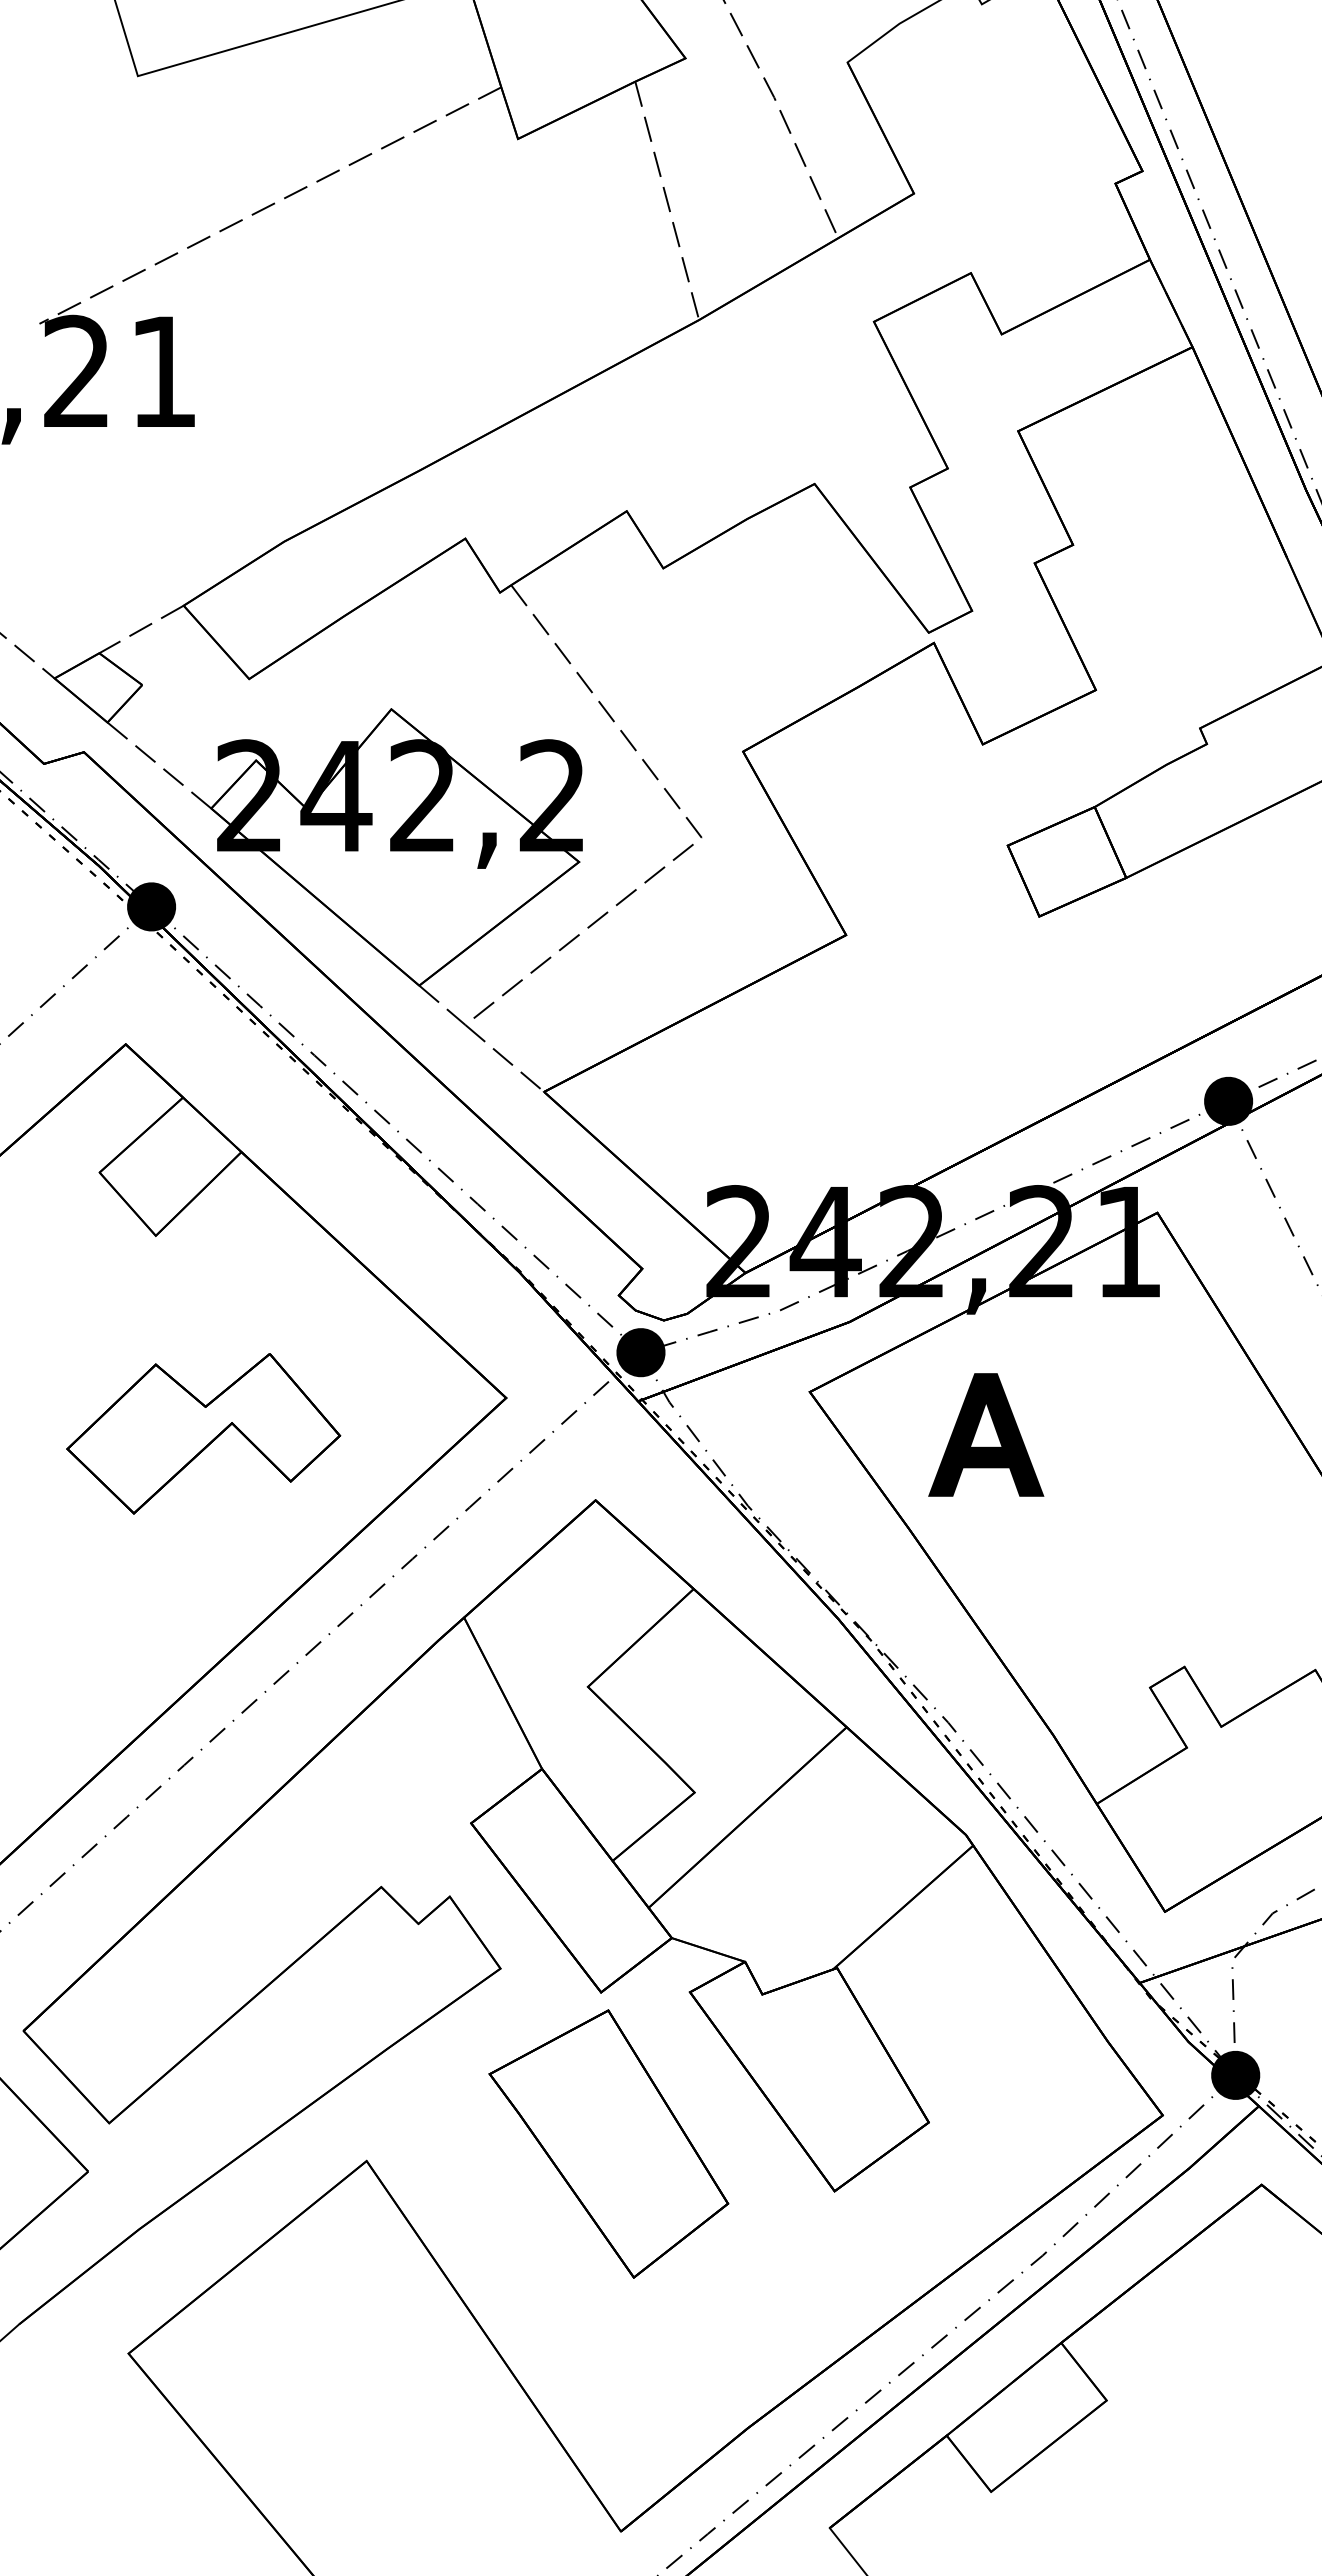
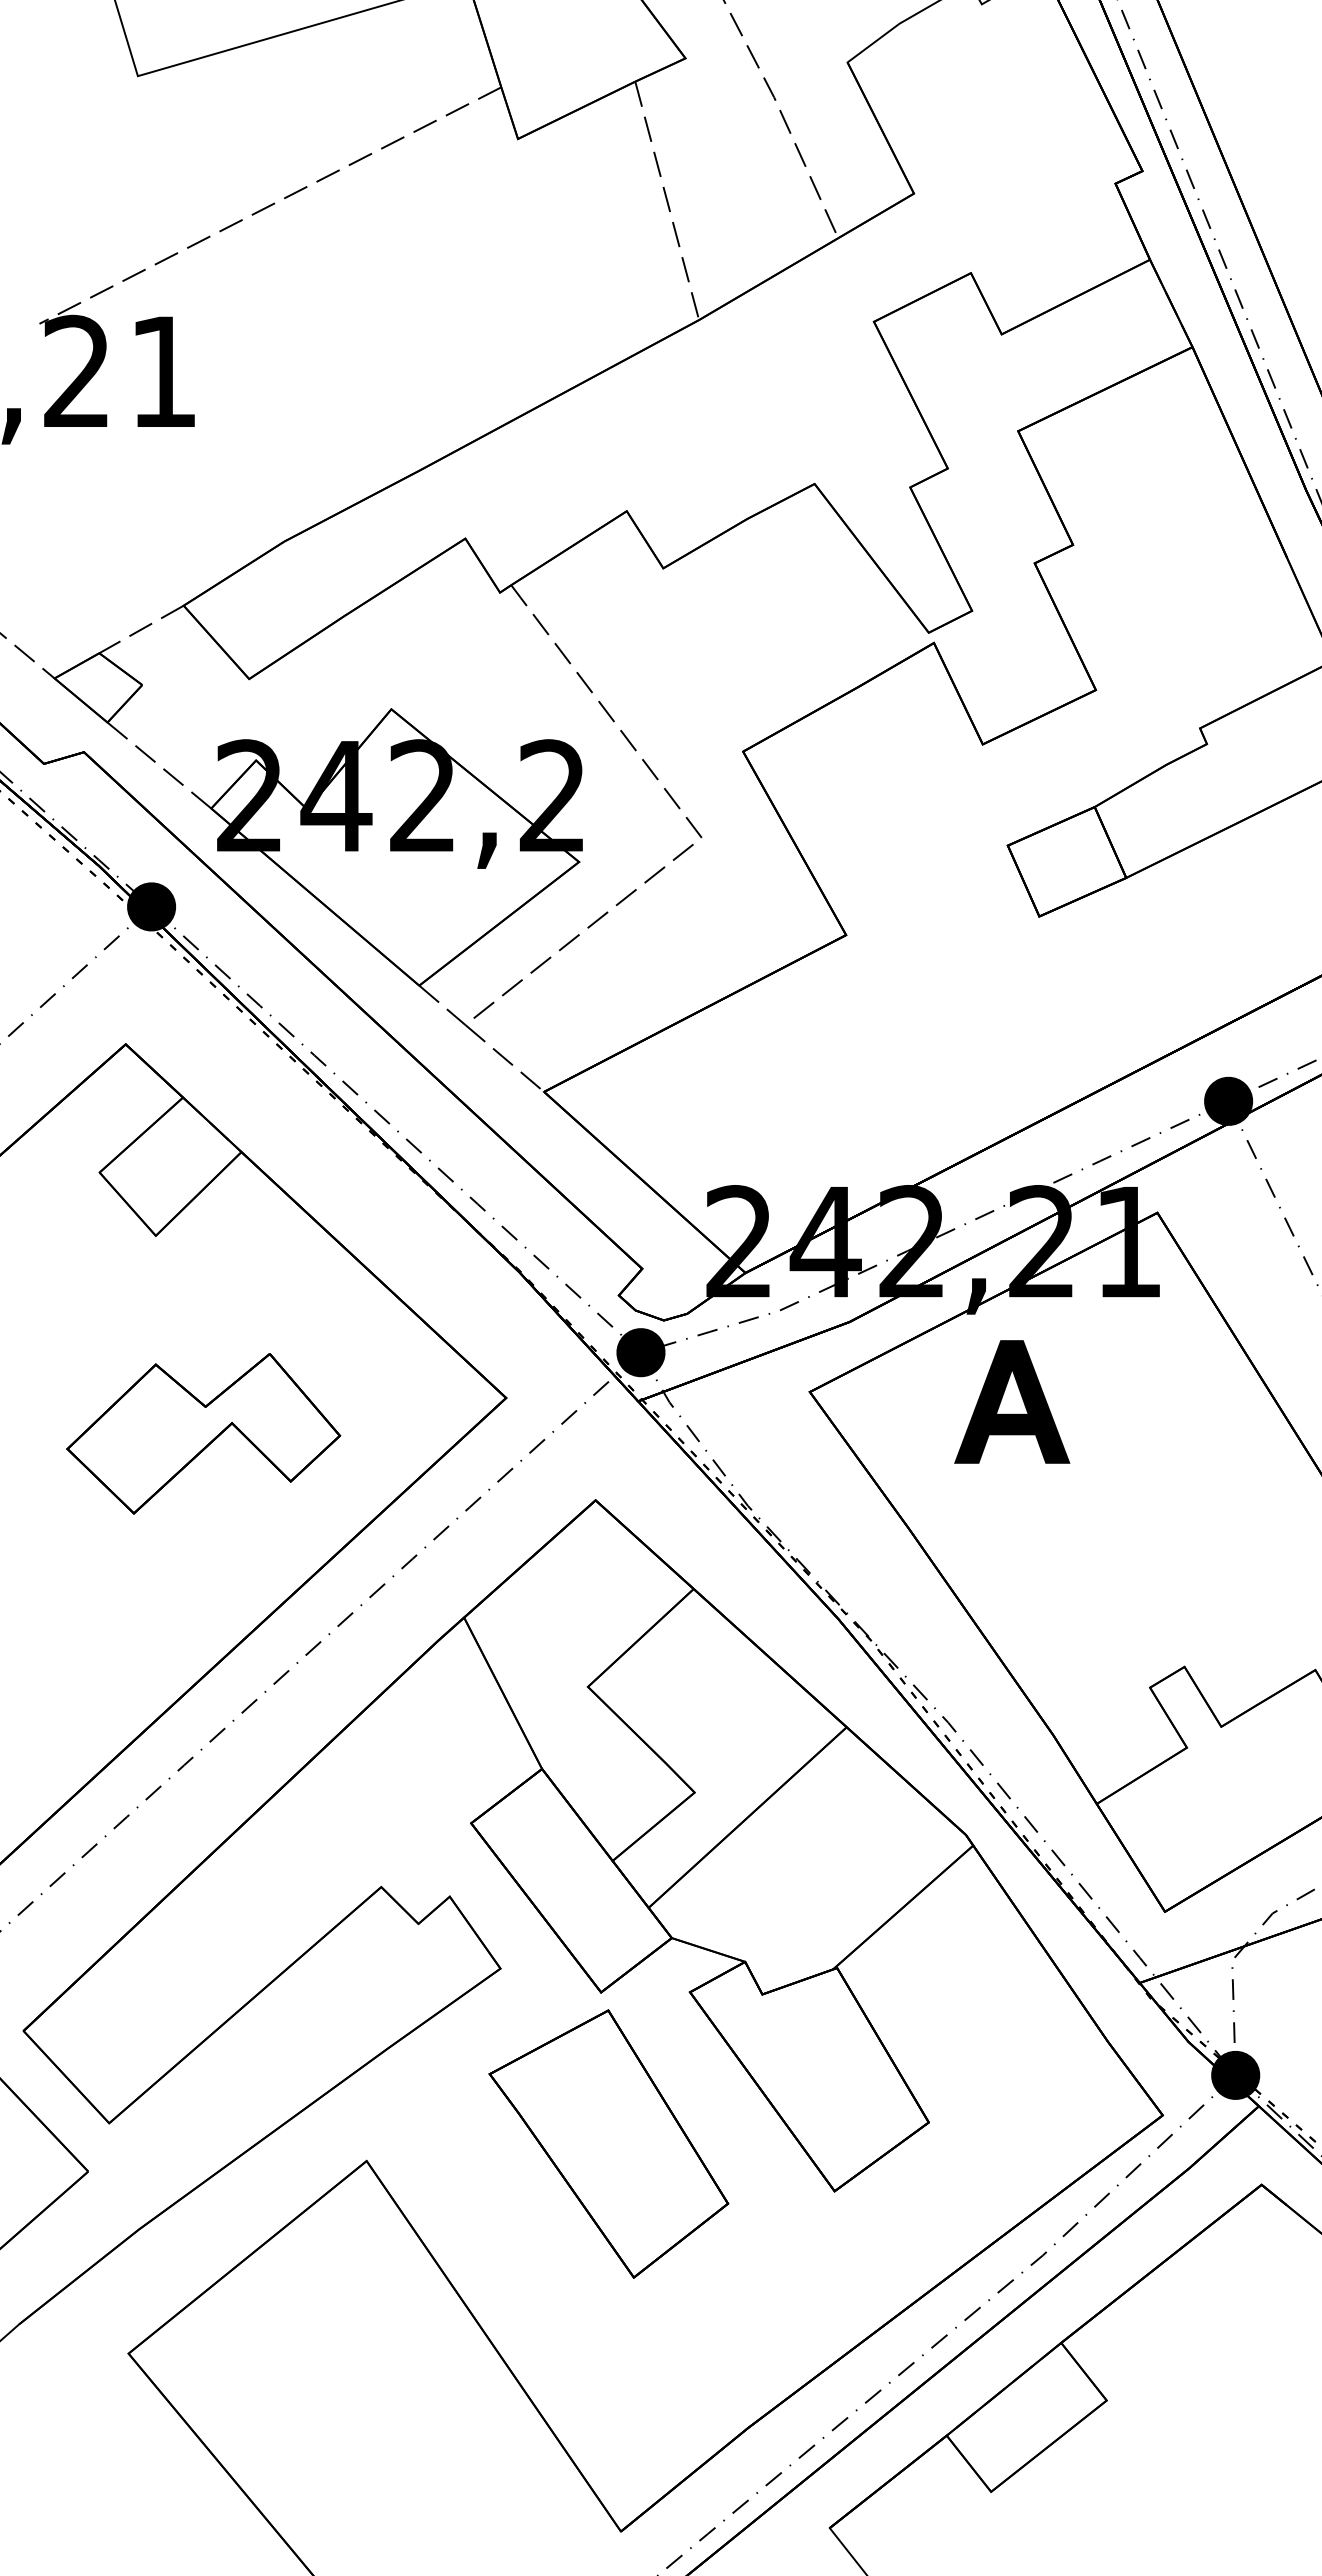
part position: (986, 1434) -> (1012, 1401) (1012, 1401)
